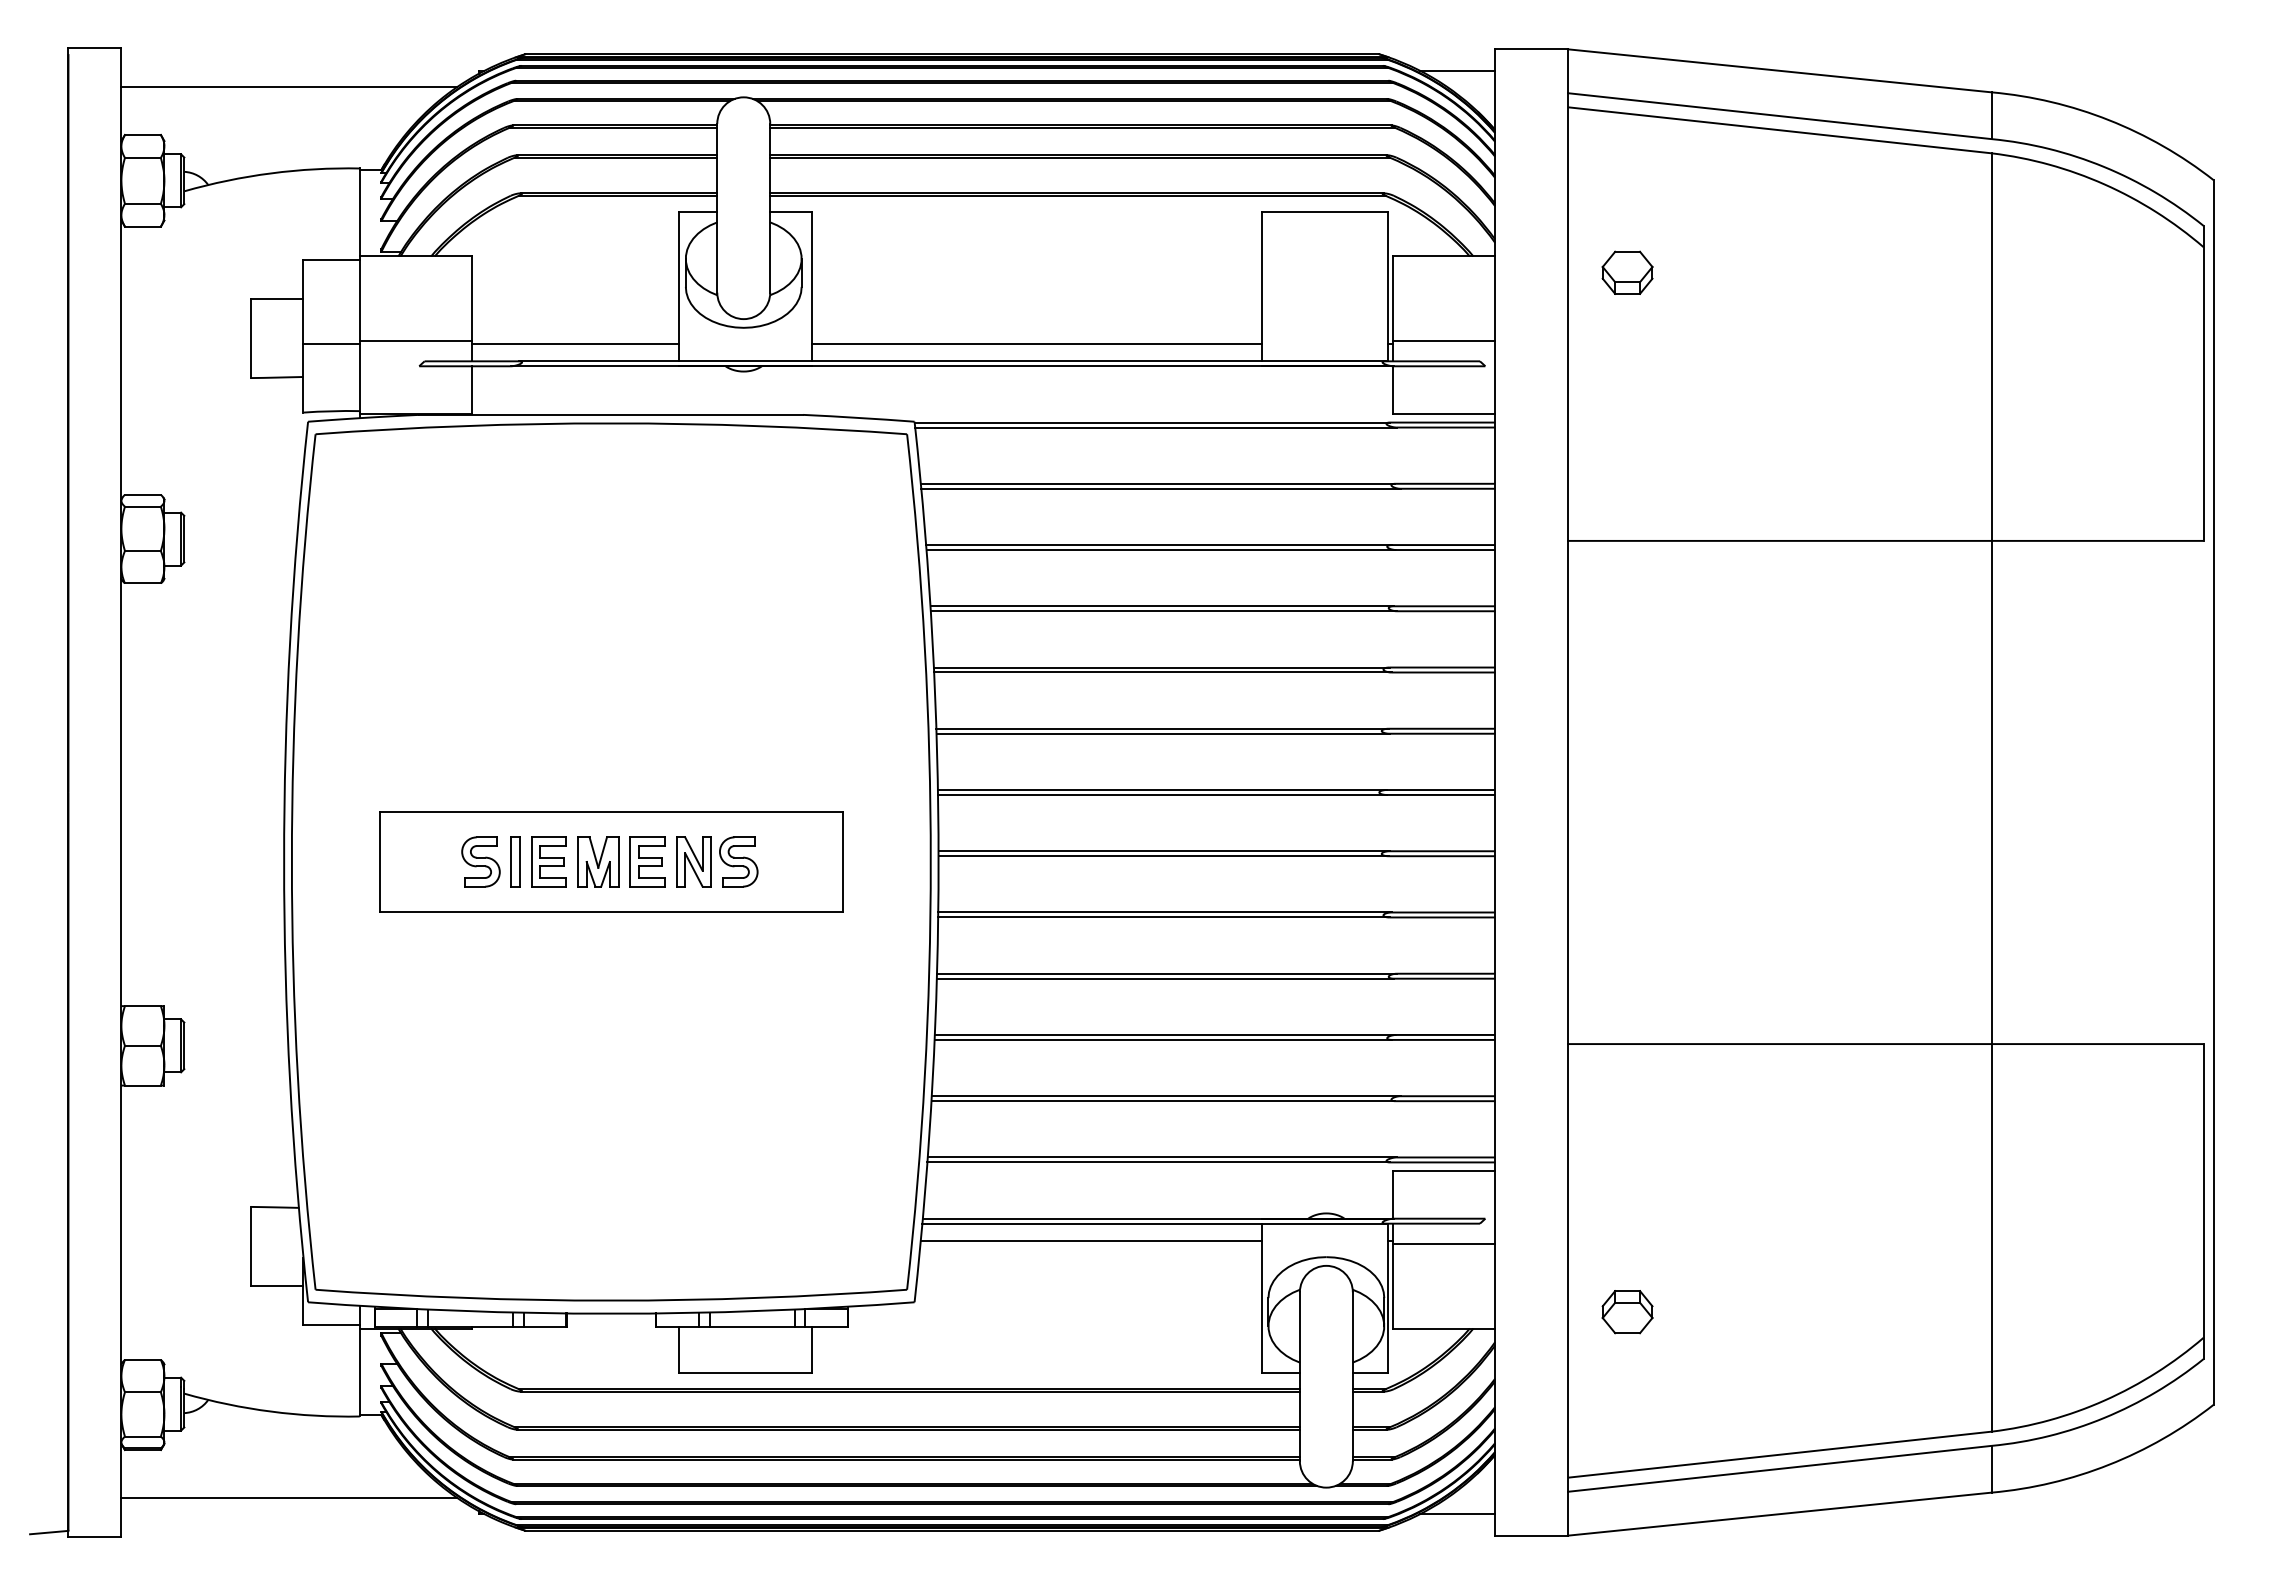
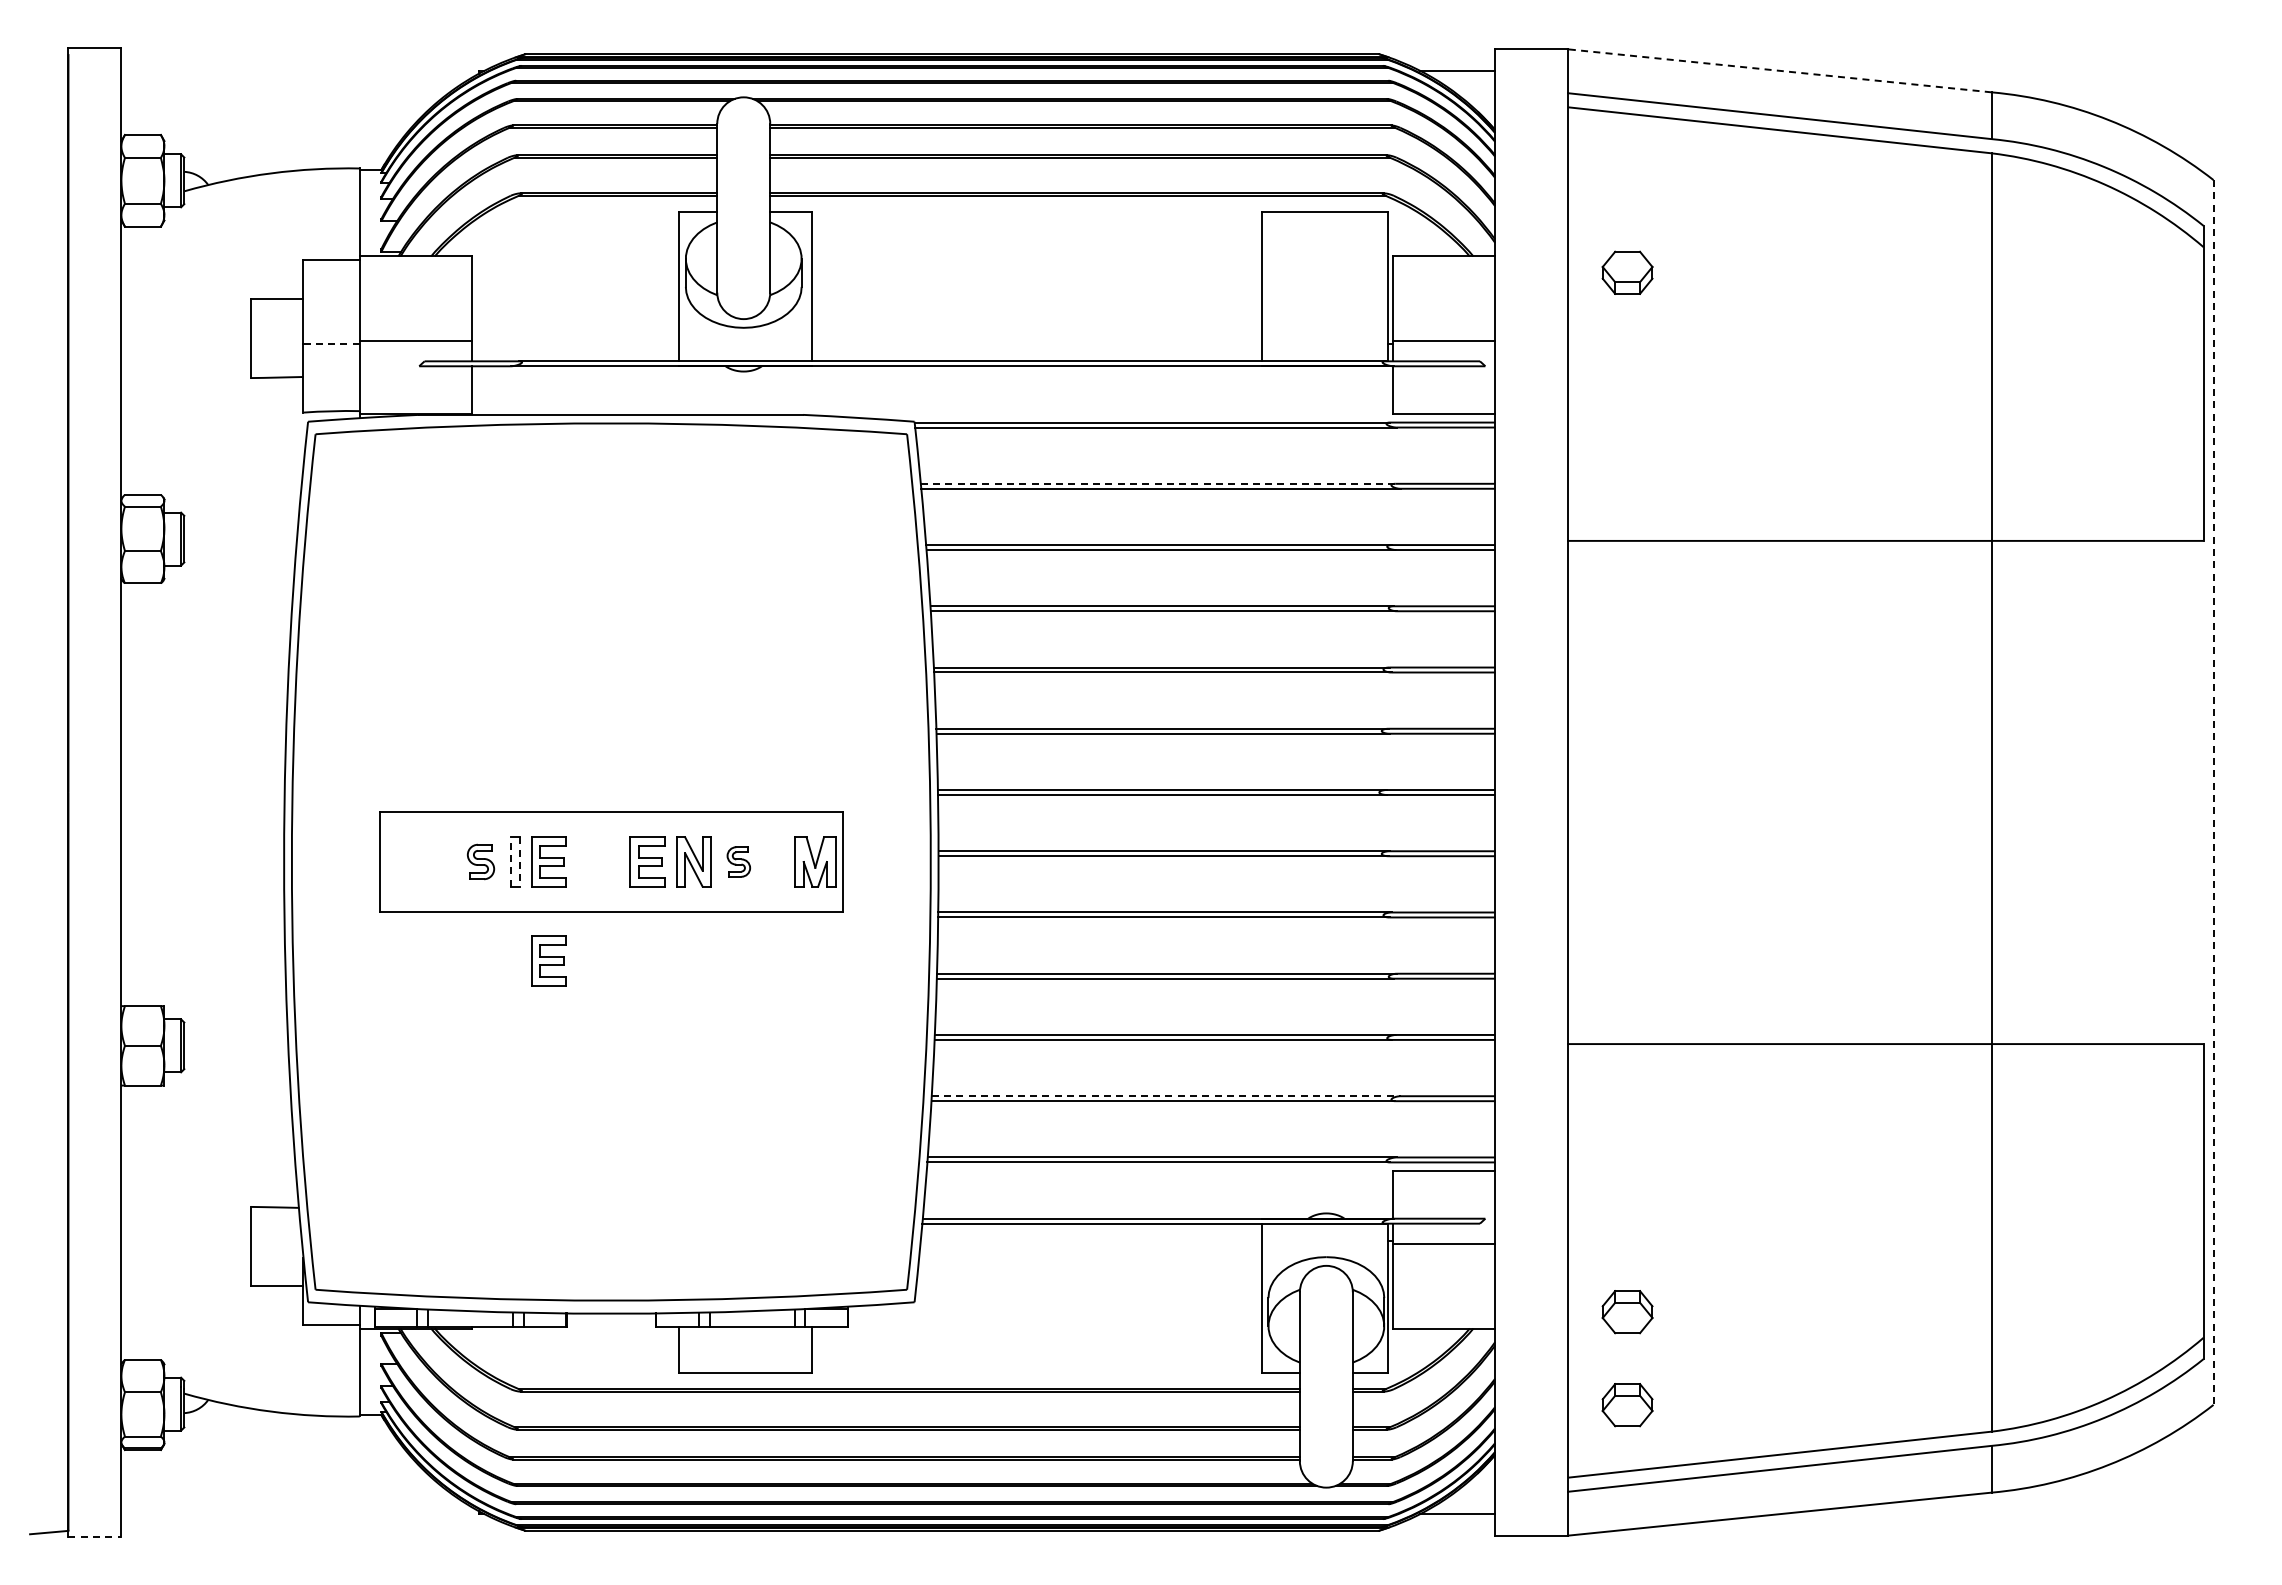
line: solid -> dashed (1779, 70)
line: present -> none (288, 87)
line: present -> none (575, 343)
line: present -> none (1036, 343)
line: solid -> dashed (331, 344)
line: solid -> dashed (1158, 483)
line: solid -> dashed (2213, 792)
part size: 40x52 px -> 30x38 px (480, 861)
part position: (598, 861) -> (815, 861) (815, 861)
part size: 40x52 px -> 25x32 px (738, 861)
line: solid -> dashed (511, 862)
line: solid -> dashed (520, 862)
part: none -> present (548, 960)
line: solid -> dashed (1166, 1096)
line: present -> none (1090, 1241)
part: none -> present (1627, 1405)
line: present -> none (288, 1497)
line: solid -> dashed (95, 1537)
